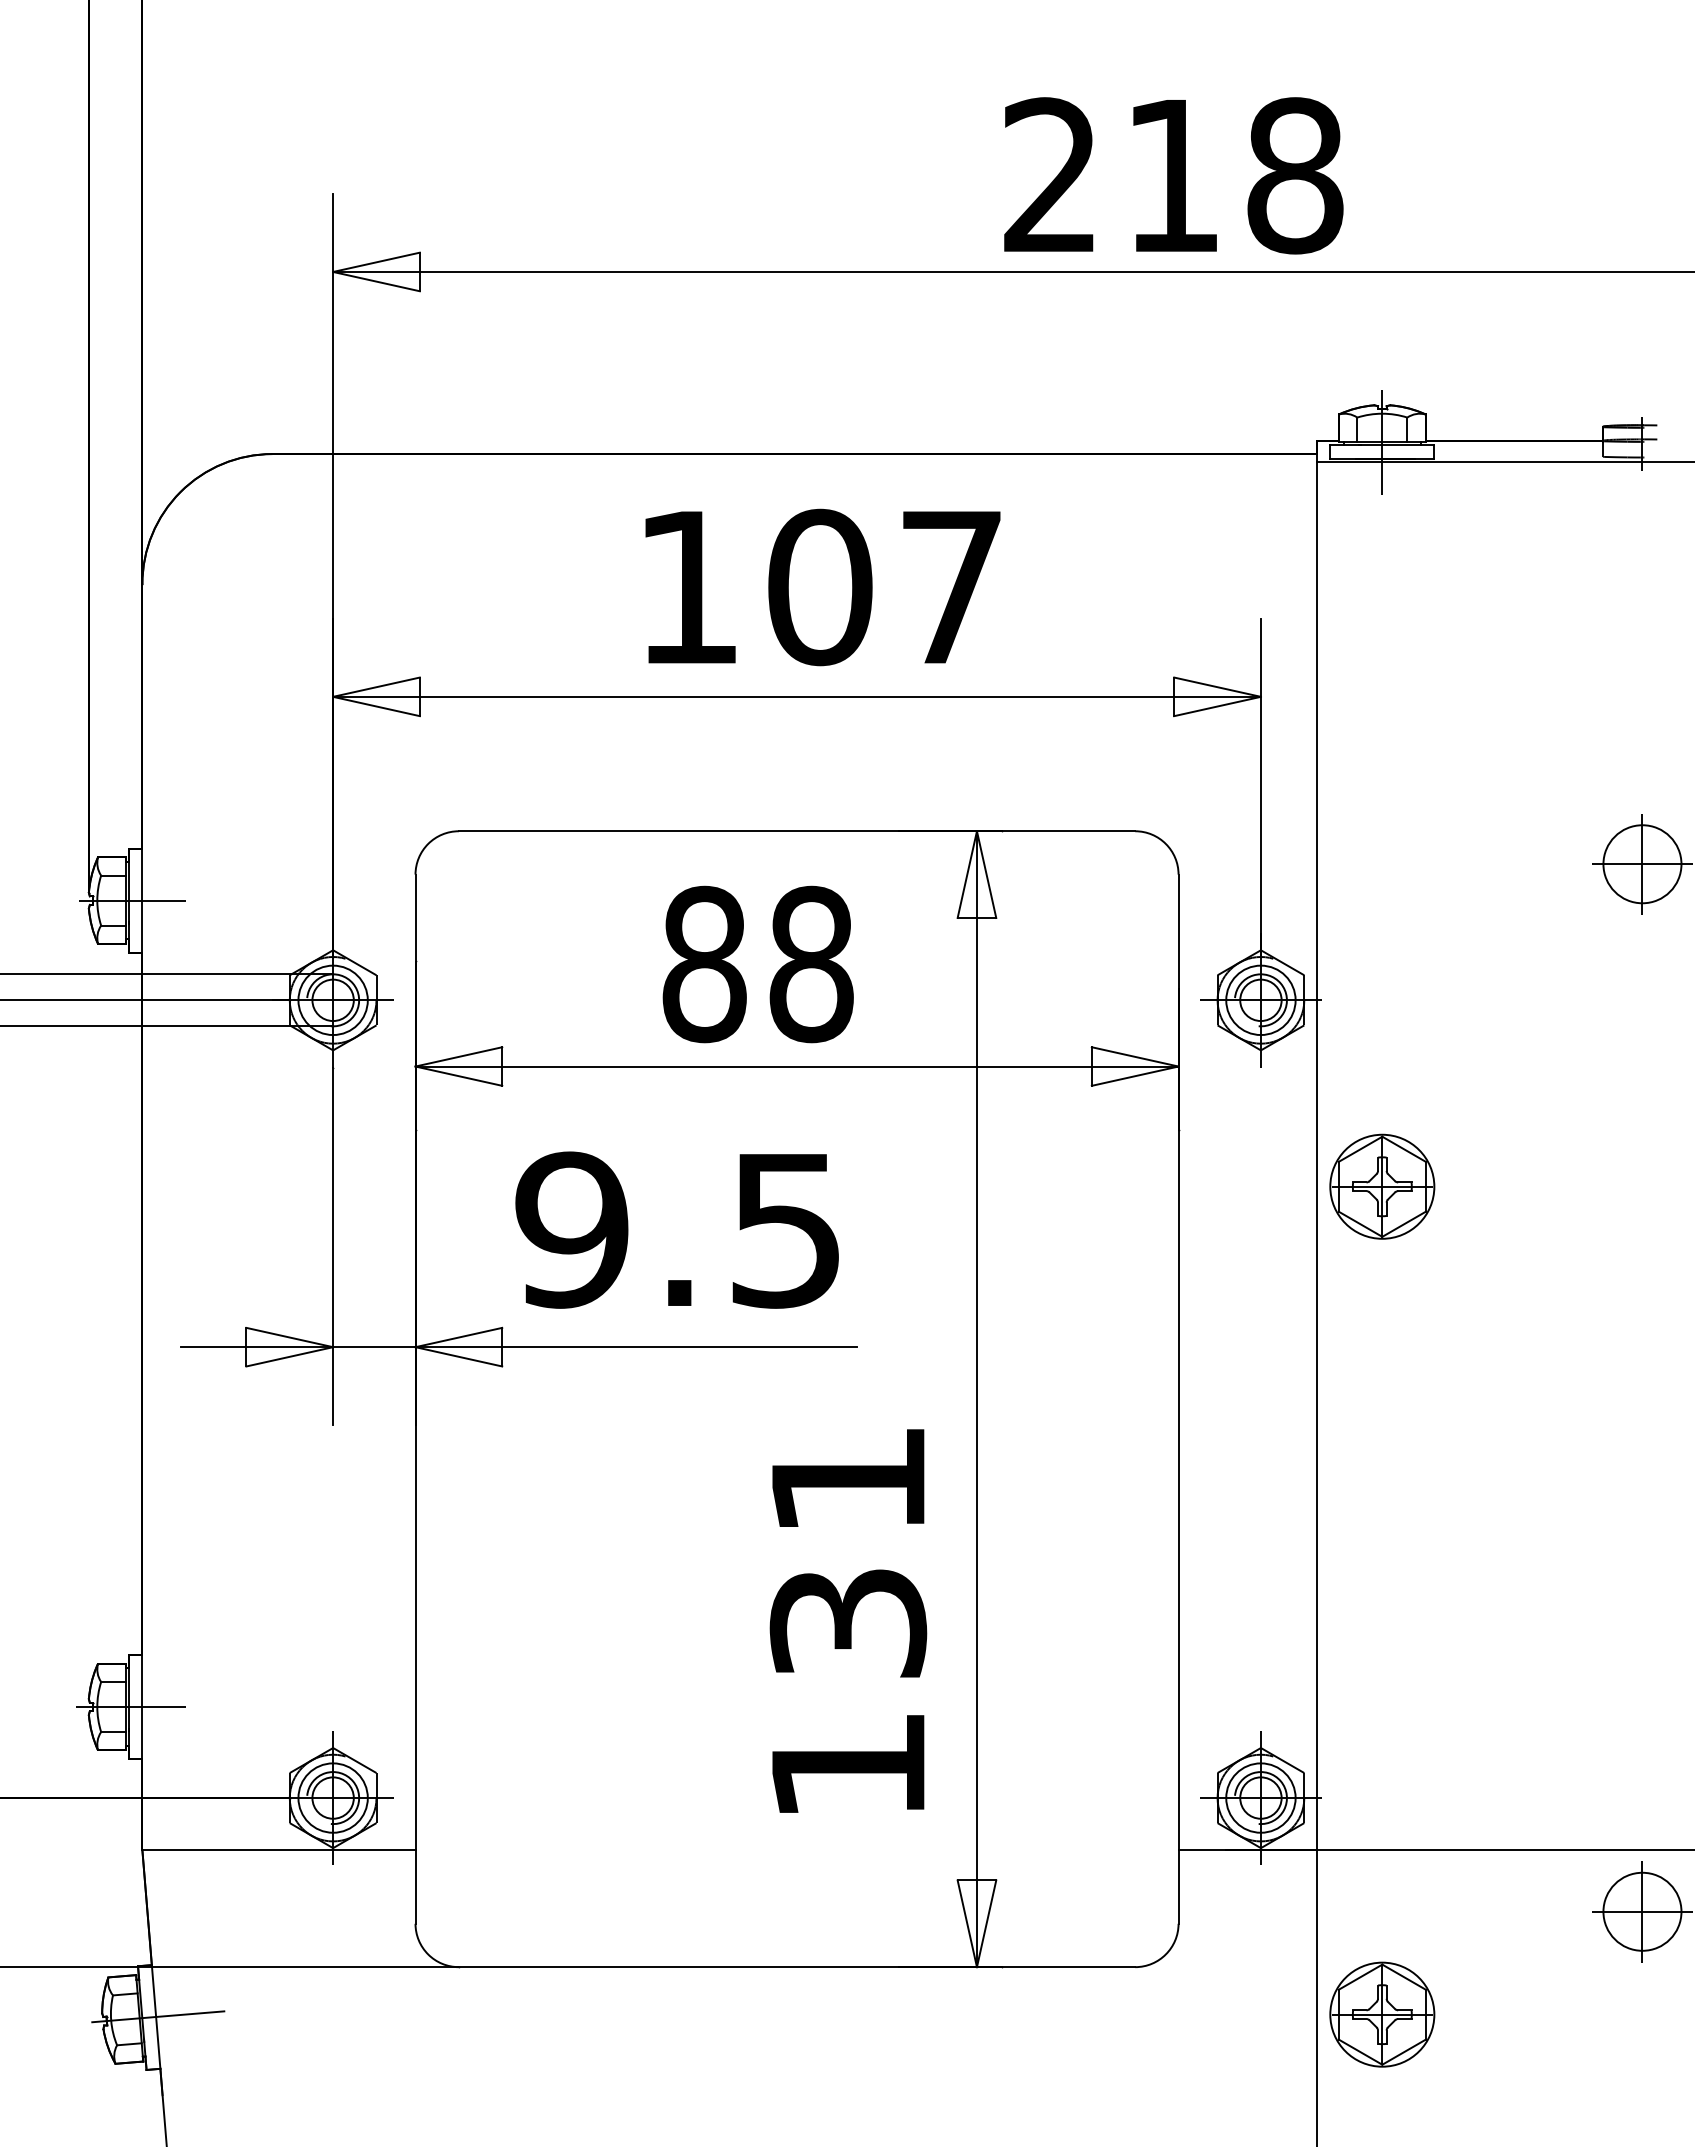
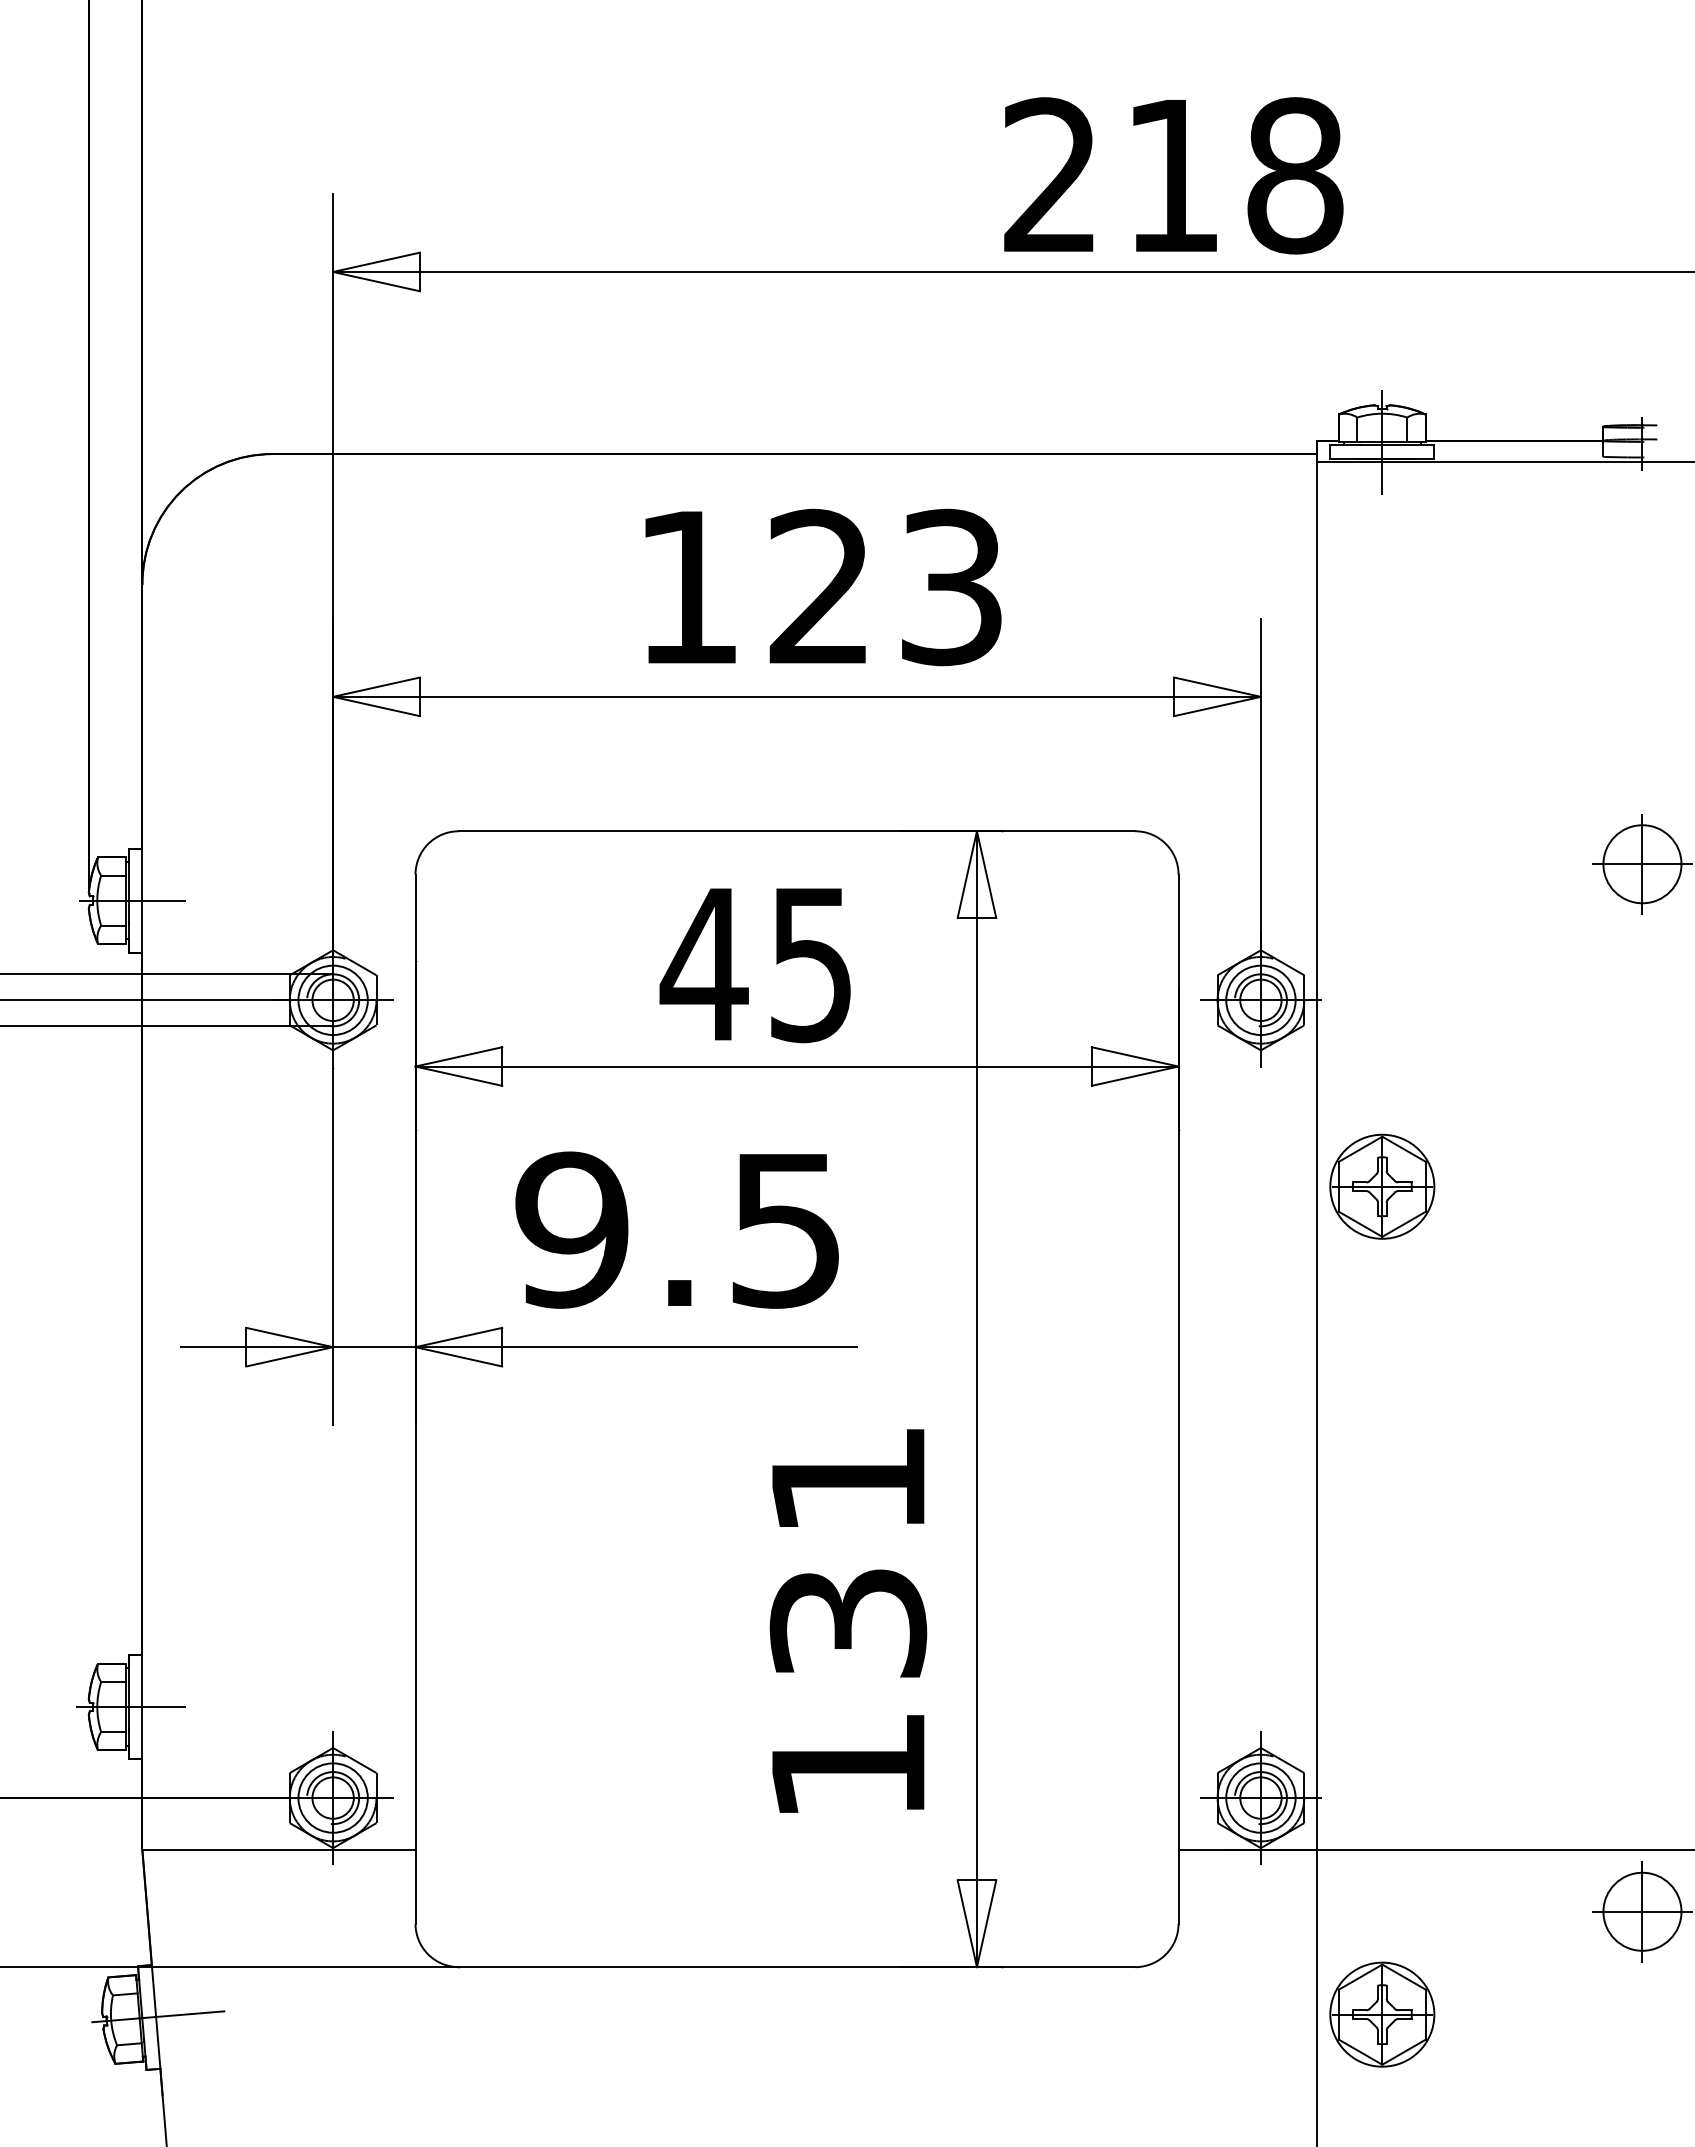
text: 107 -> 123 (884, 587)
text: 88 -> 45 (756, 964)
